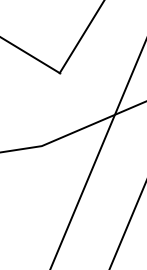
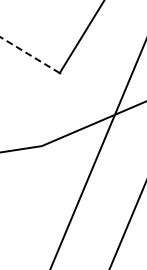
line: solid -> dashed (29, 55)
